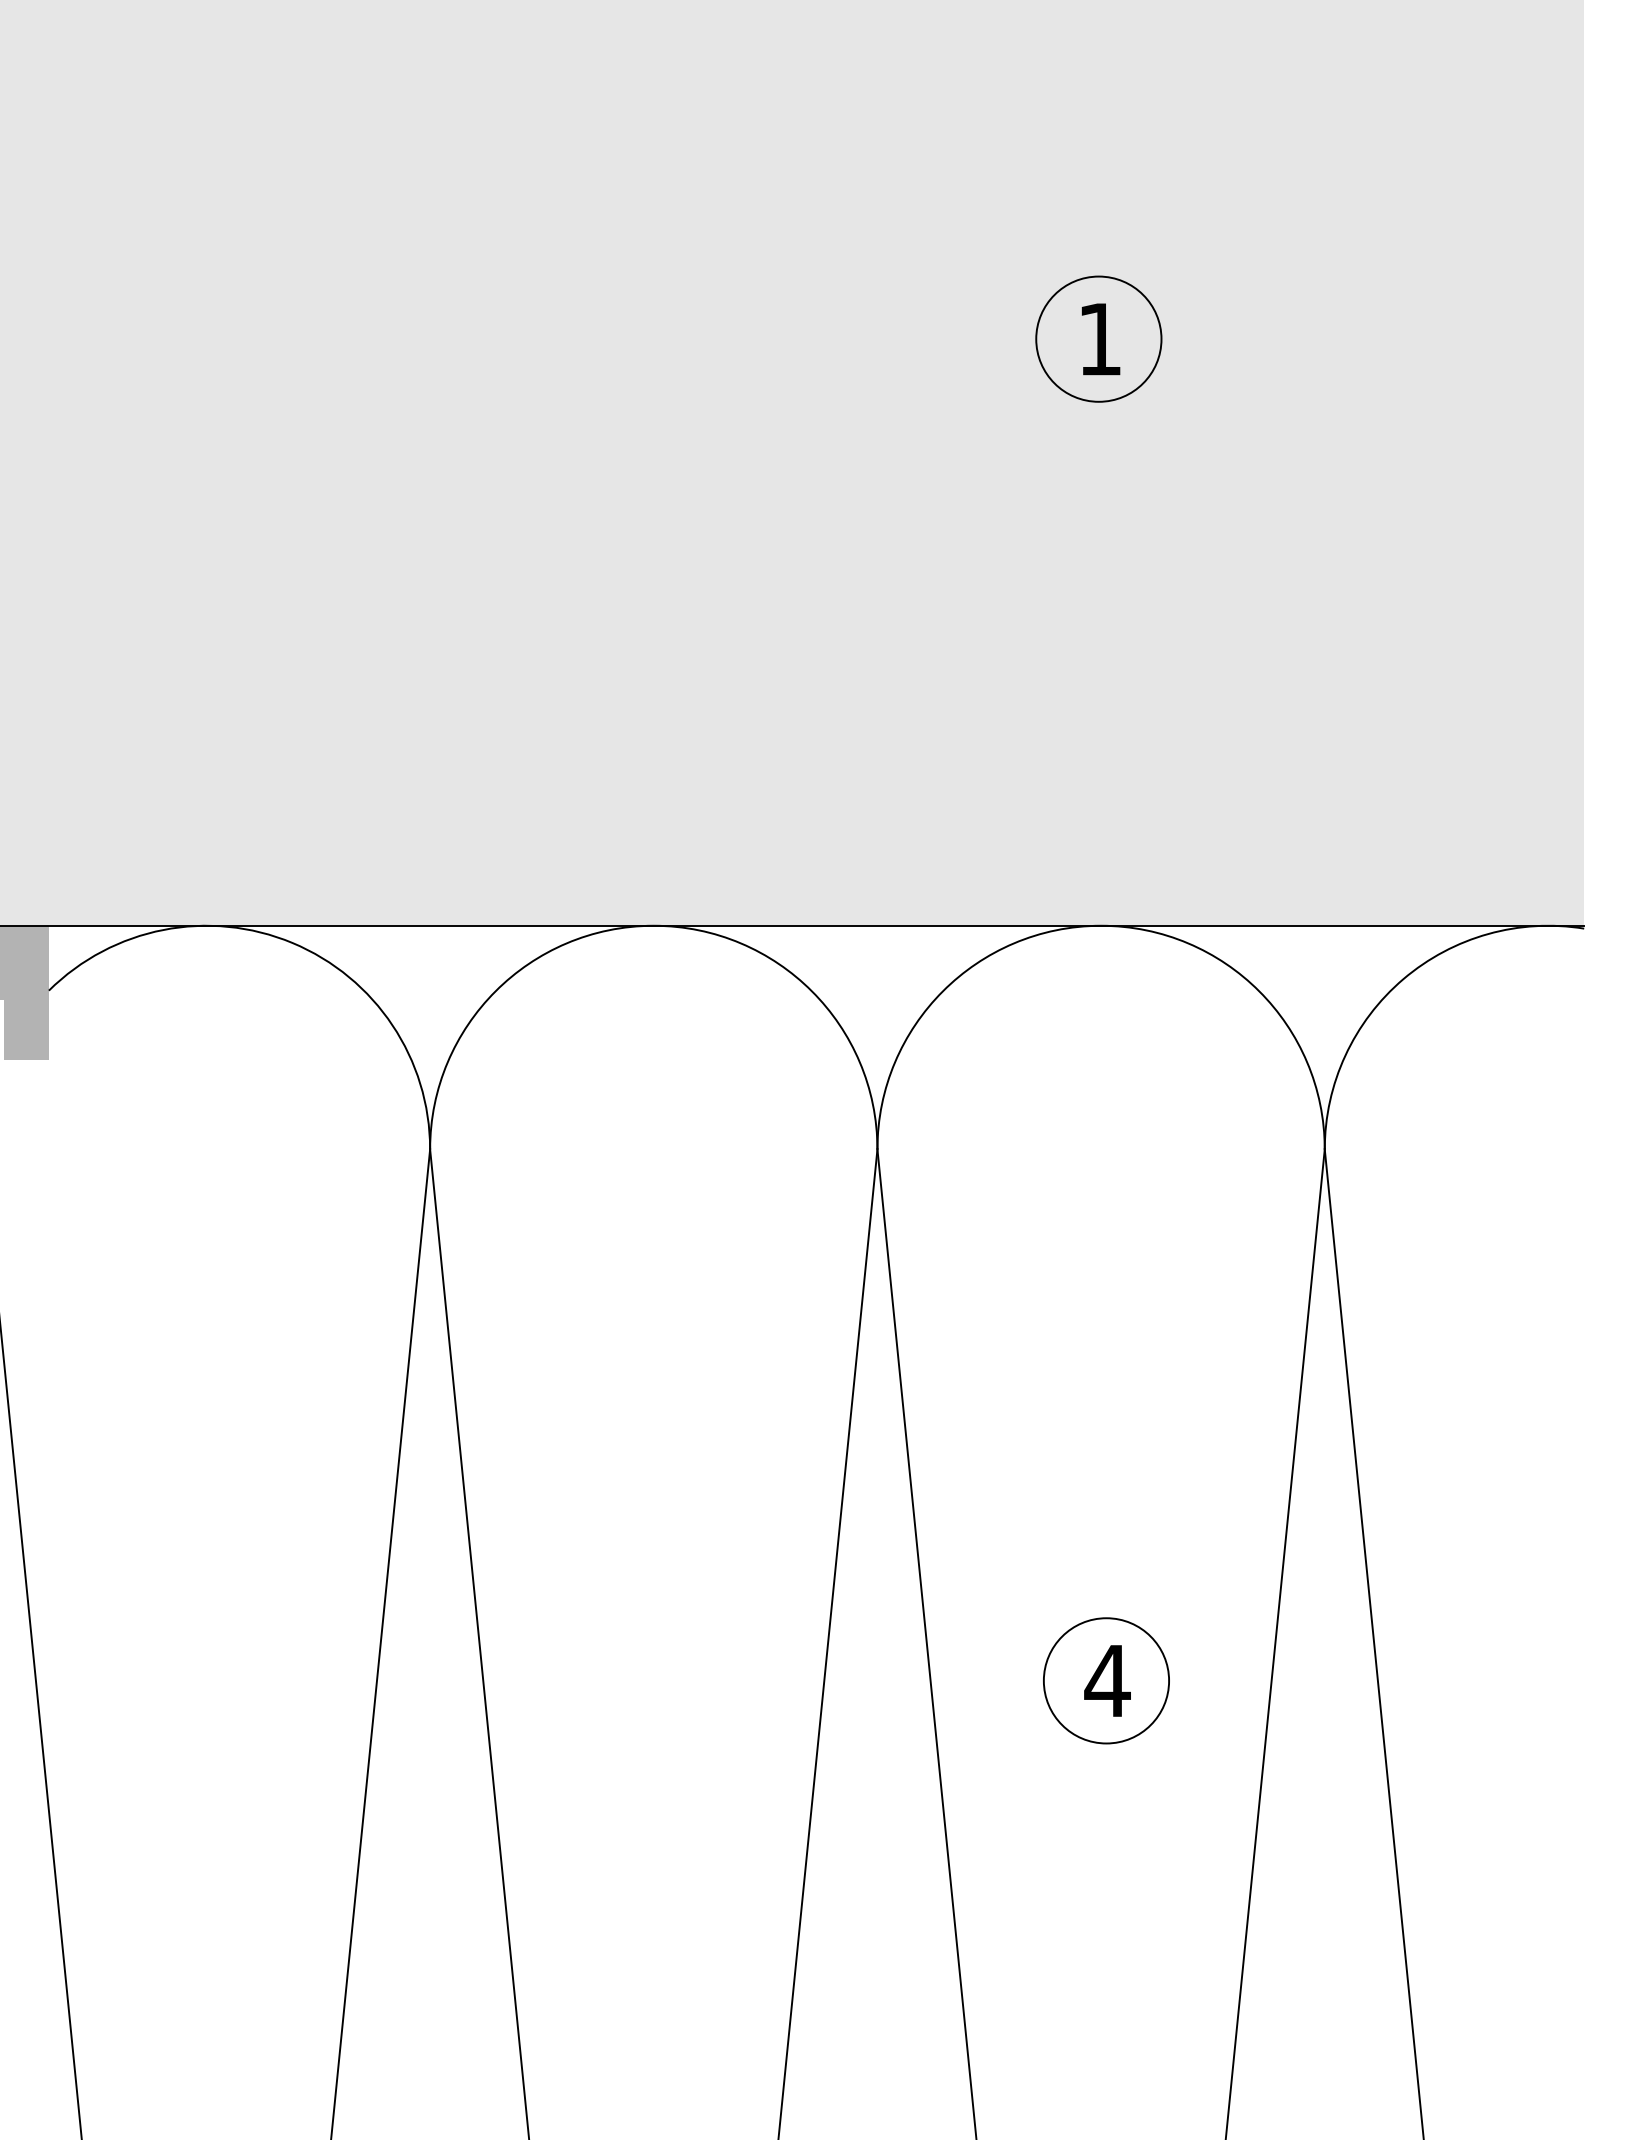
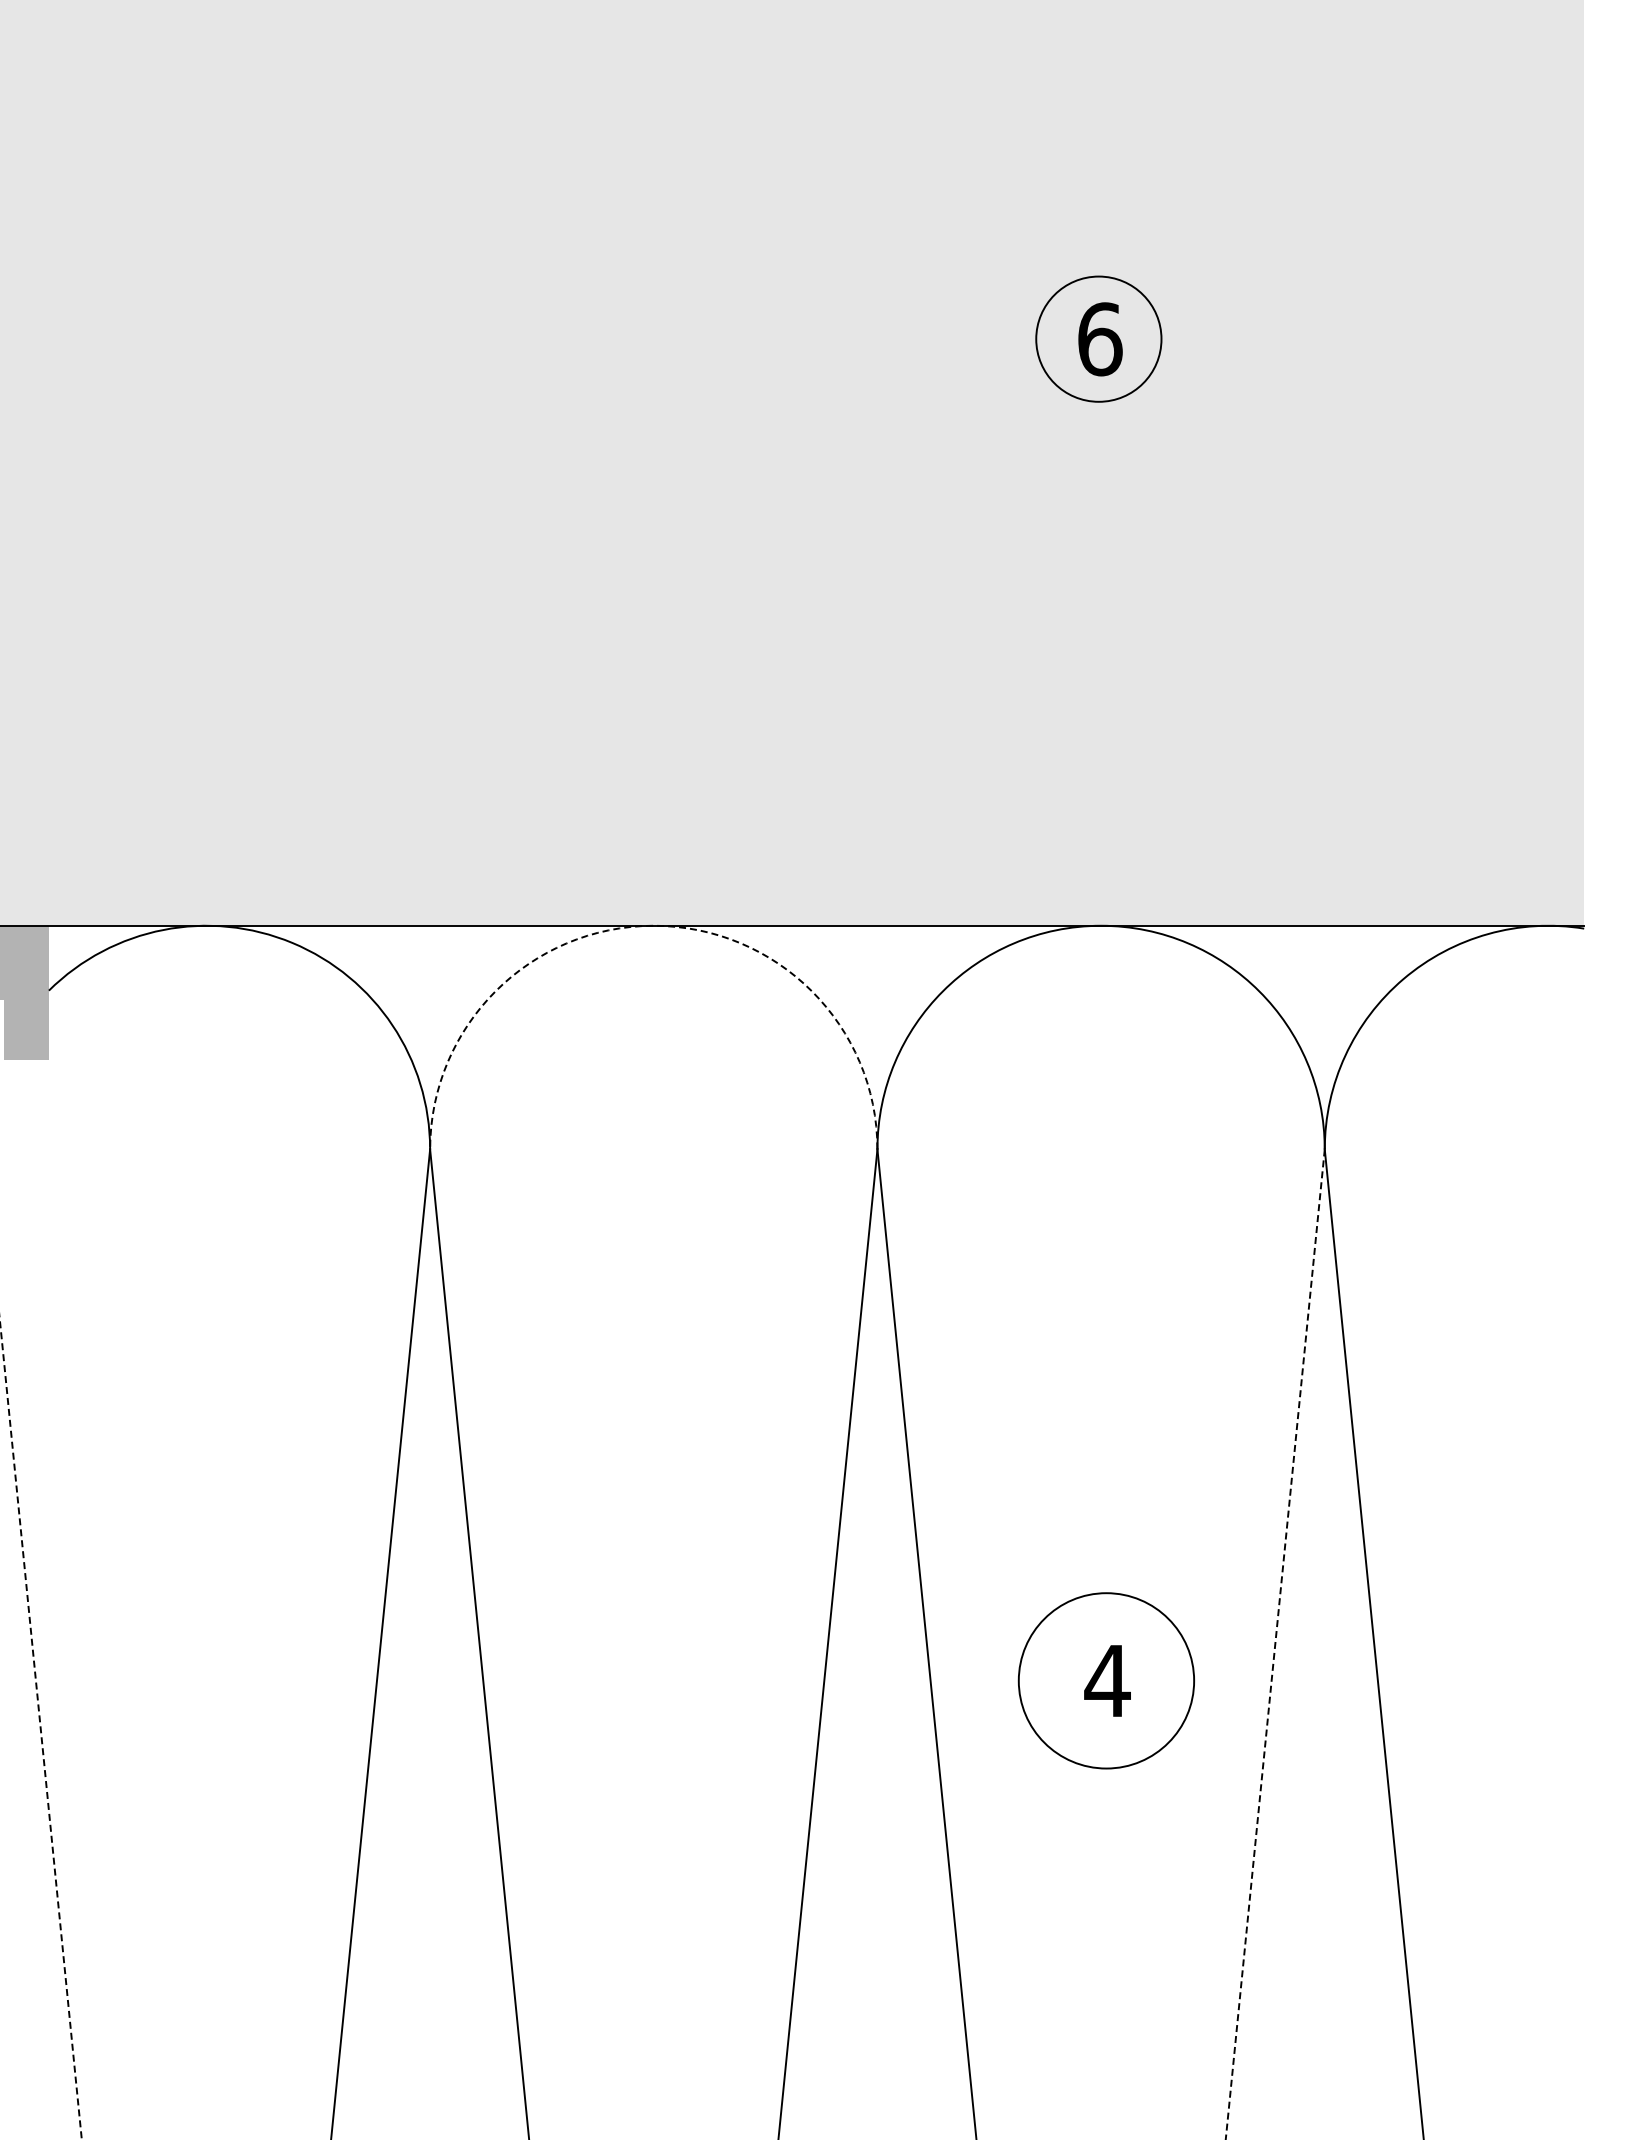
text: 1 -> 6 (1100, 339)
arc: solid -> dashed (653, 925)
line: solid -> dashed (1275, 1644)
circle diameter: 125 px -> 175 px (1106, 1680)
line: solid -> dashed (40, 1730)
